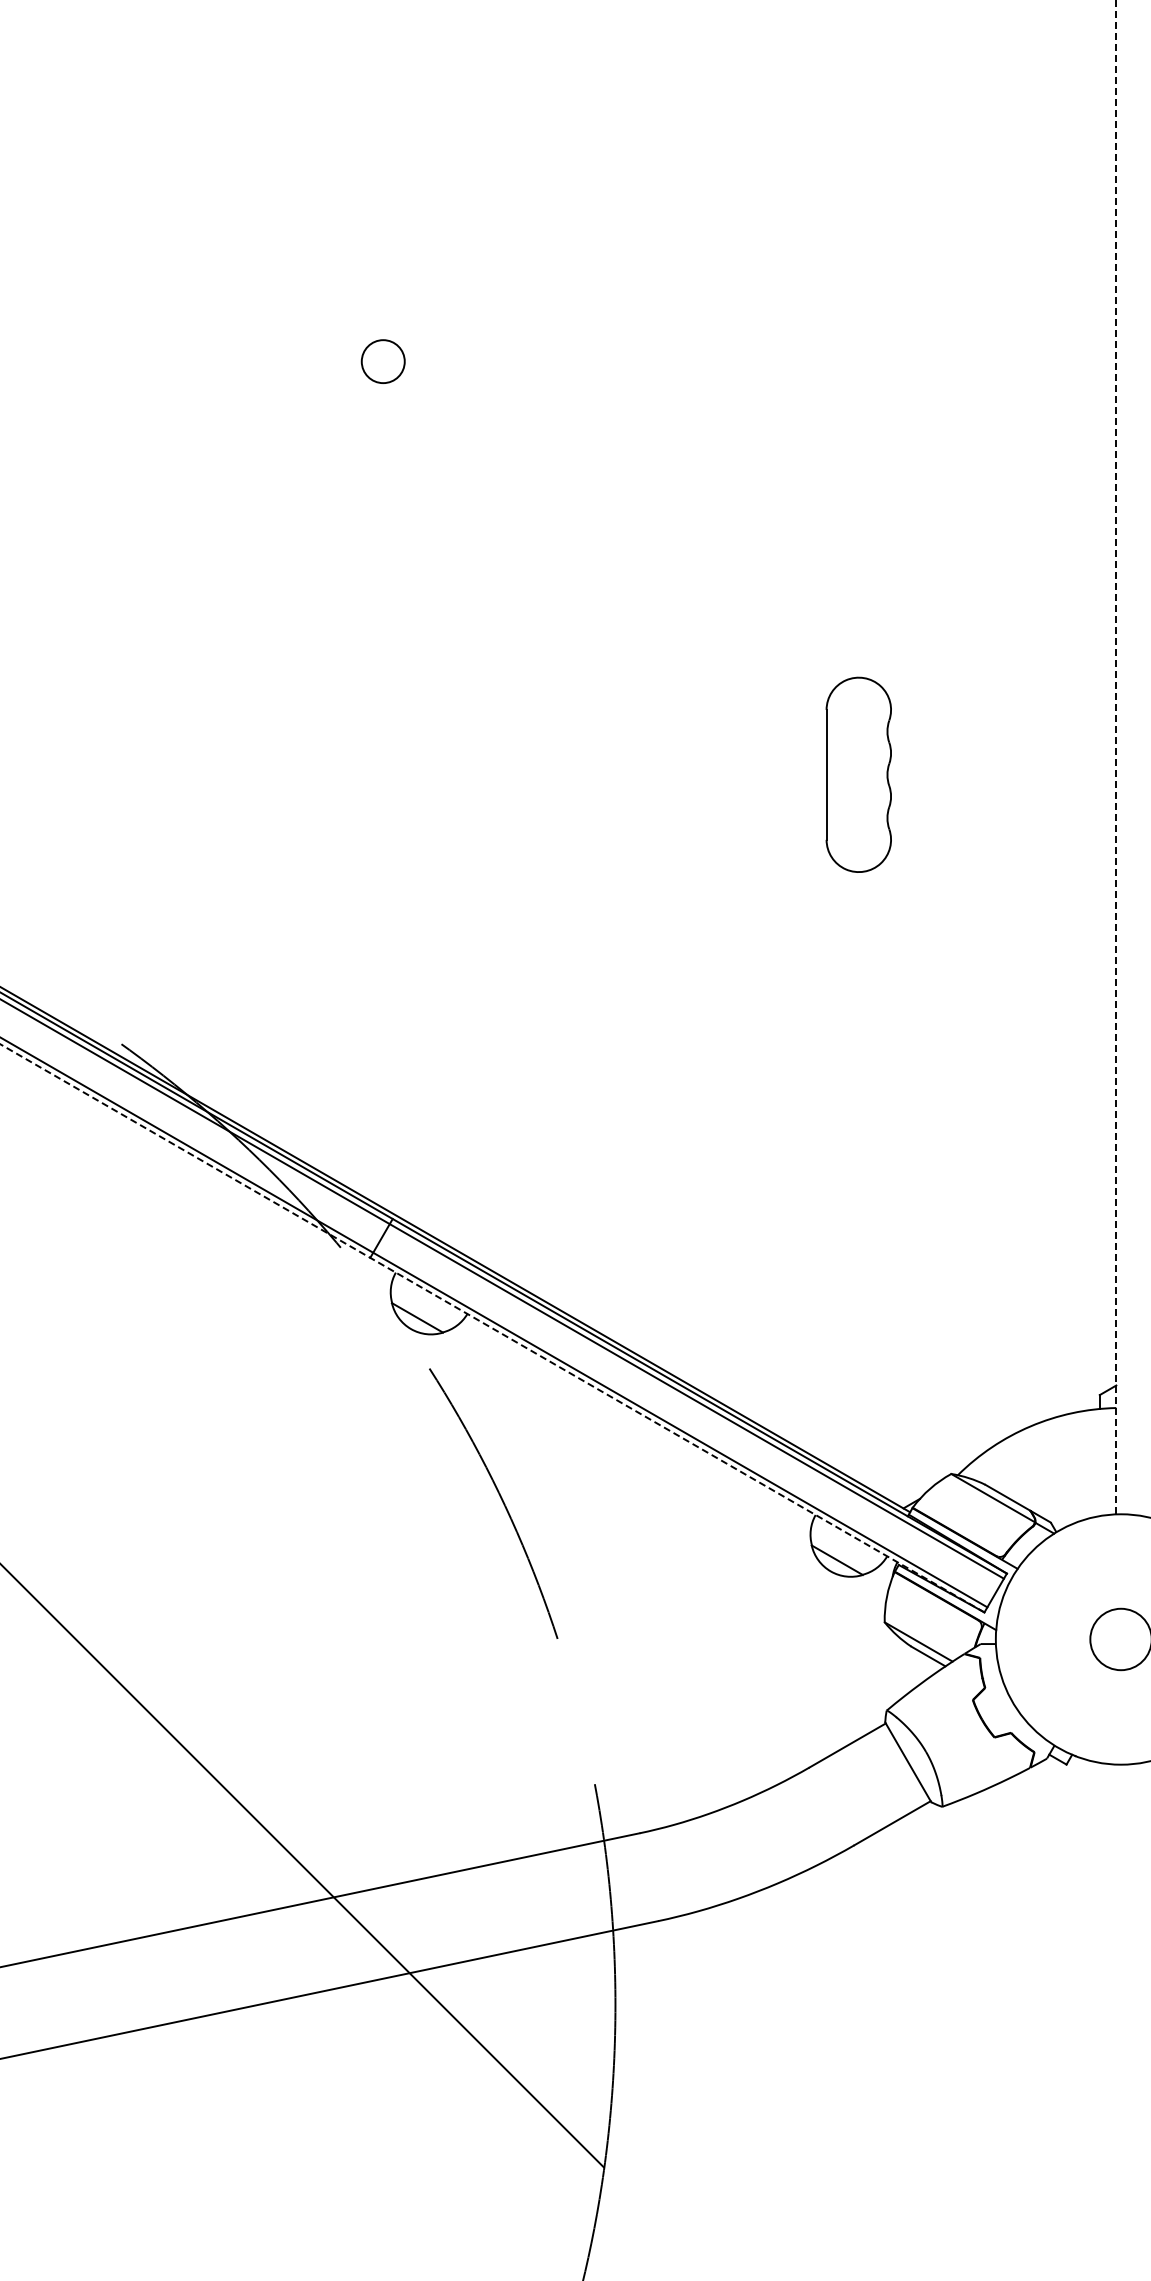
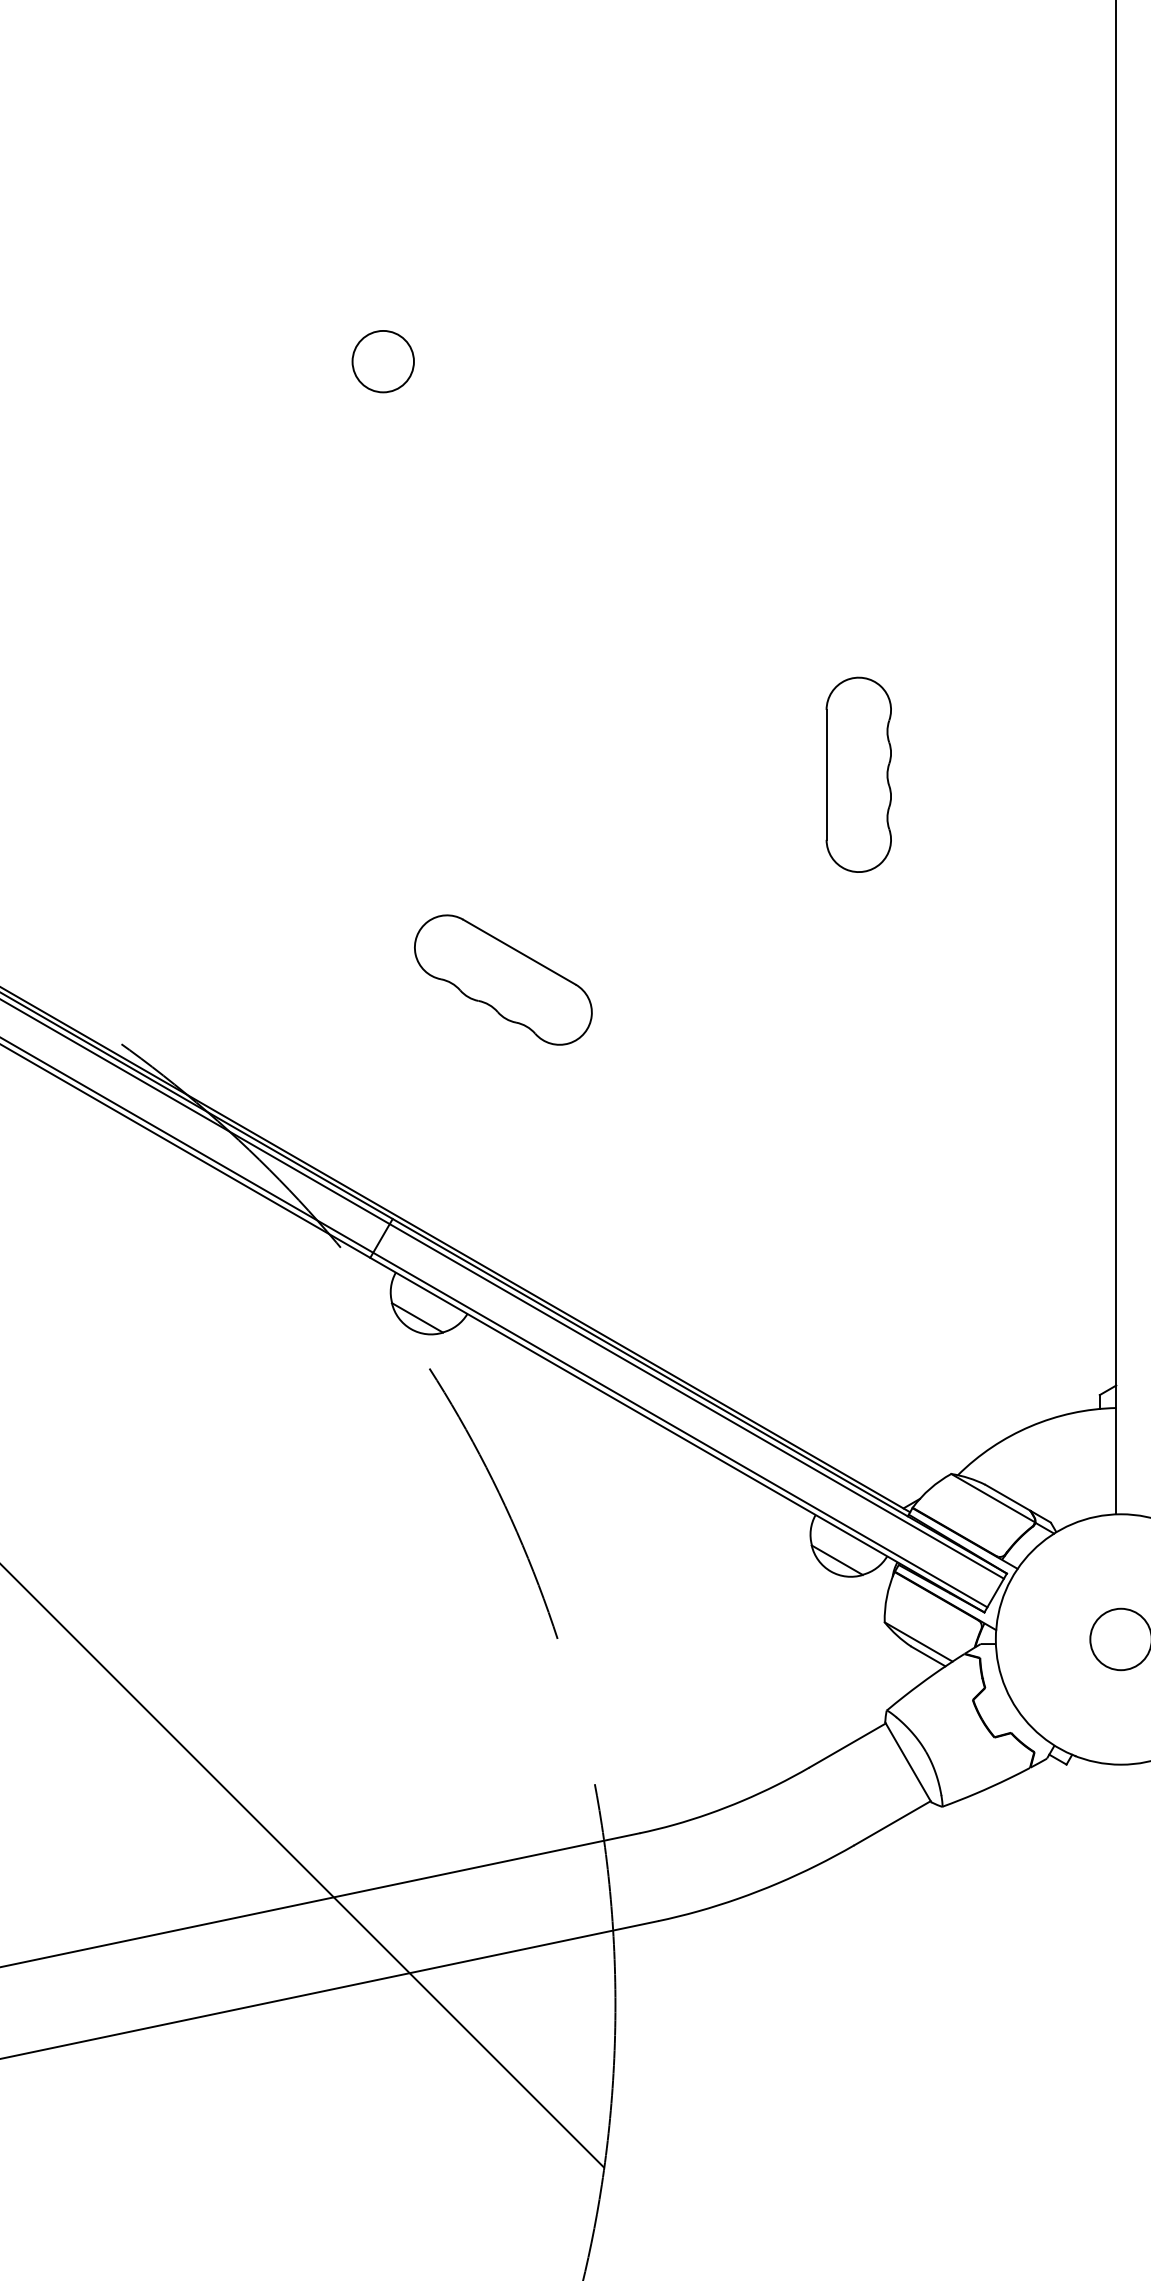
circle diameter: 43 px -> 61 px (382, 361)
line: dashed -> solid (1116, 757)
part: none -> present (503, 979)
line: dashed -> solid (491, 1328)
